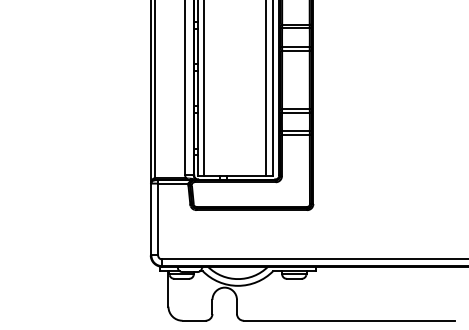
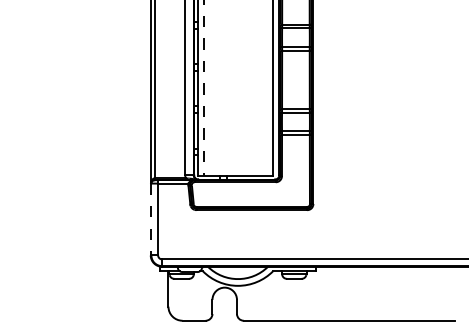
line: solid -> dashed (204, 88)
line: present -> none (266, 89)
line: solid -> dashed (151, 219)
